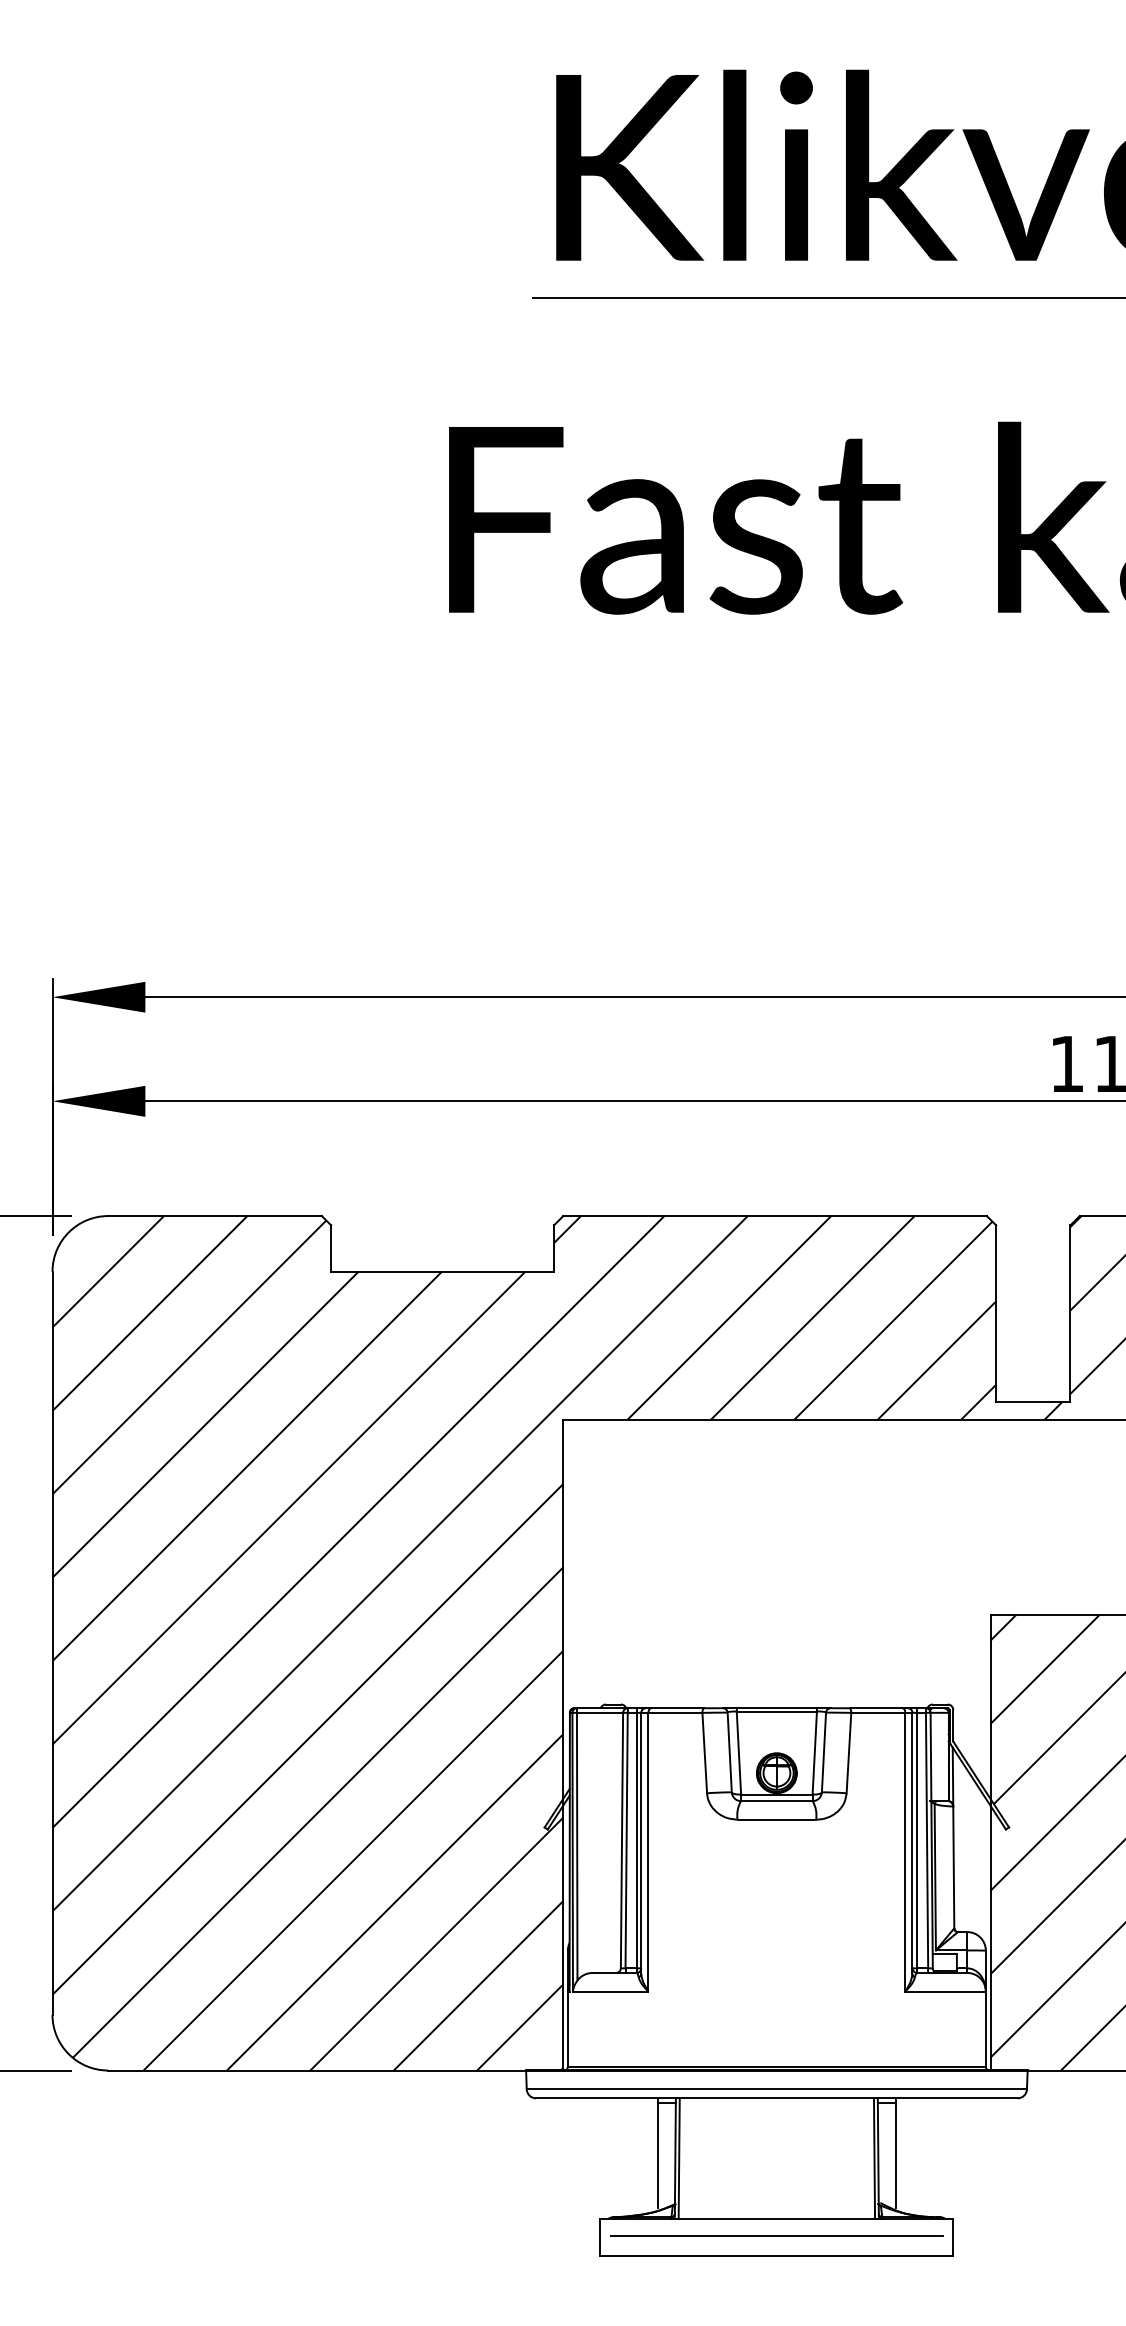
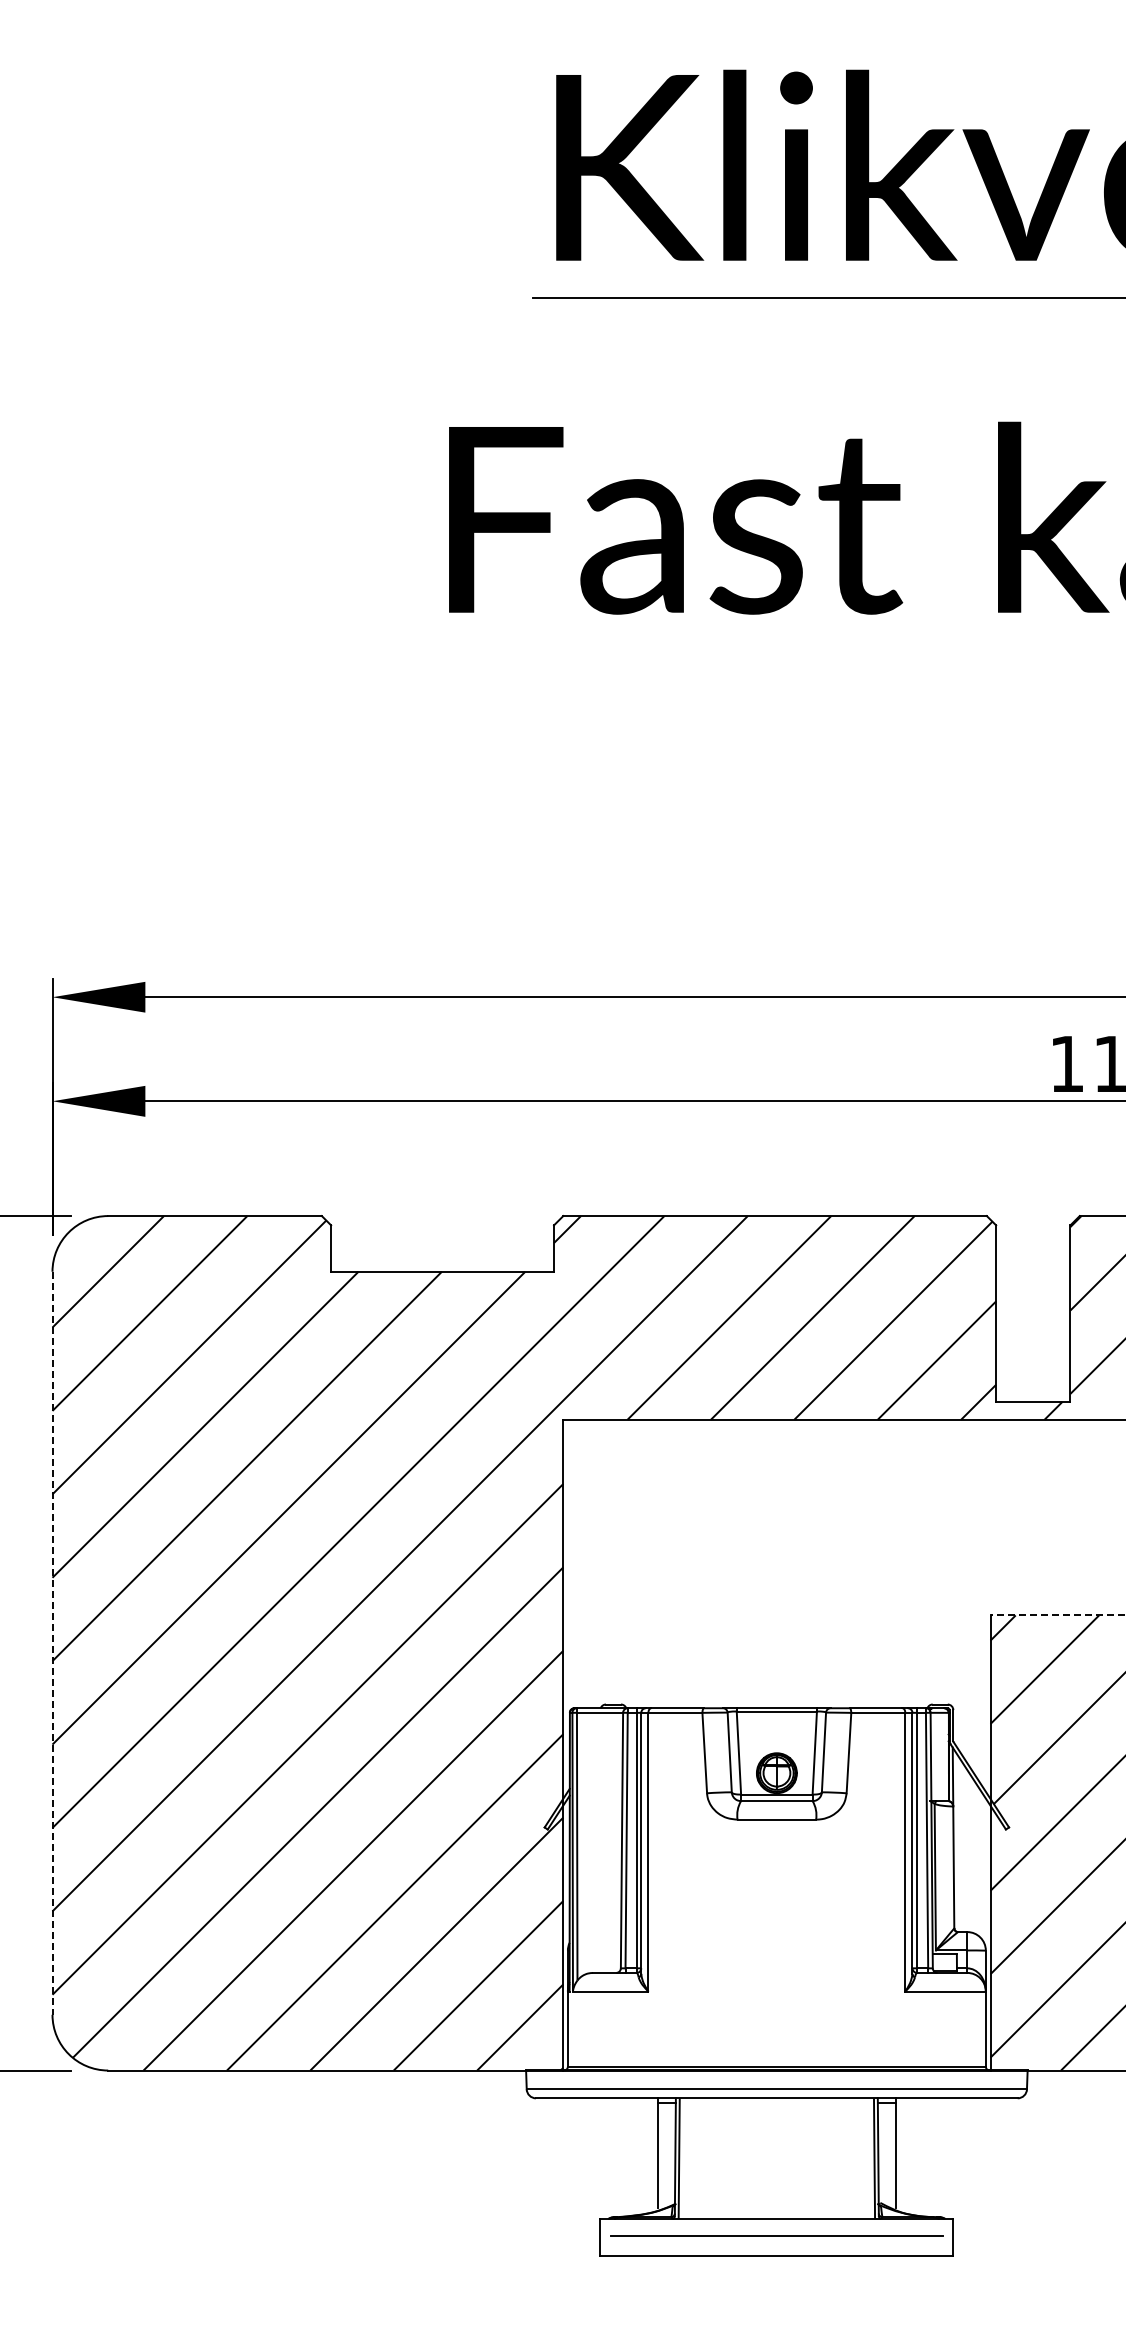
line: solid -> dashed (1057, 1615)
line: solid -> dashed (52, 1643)
